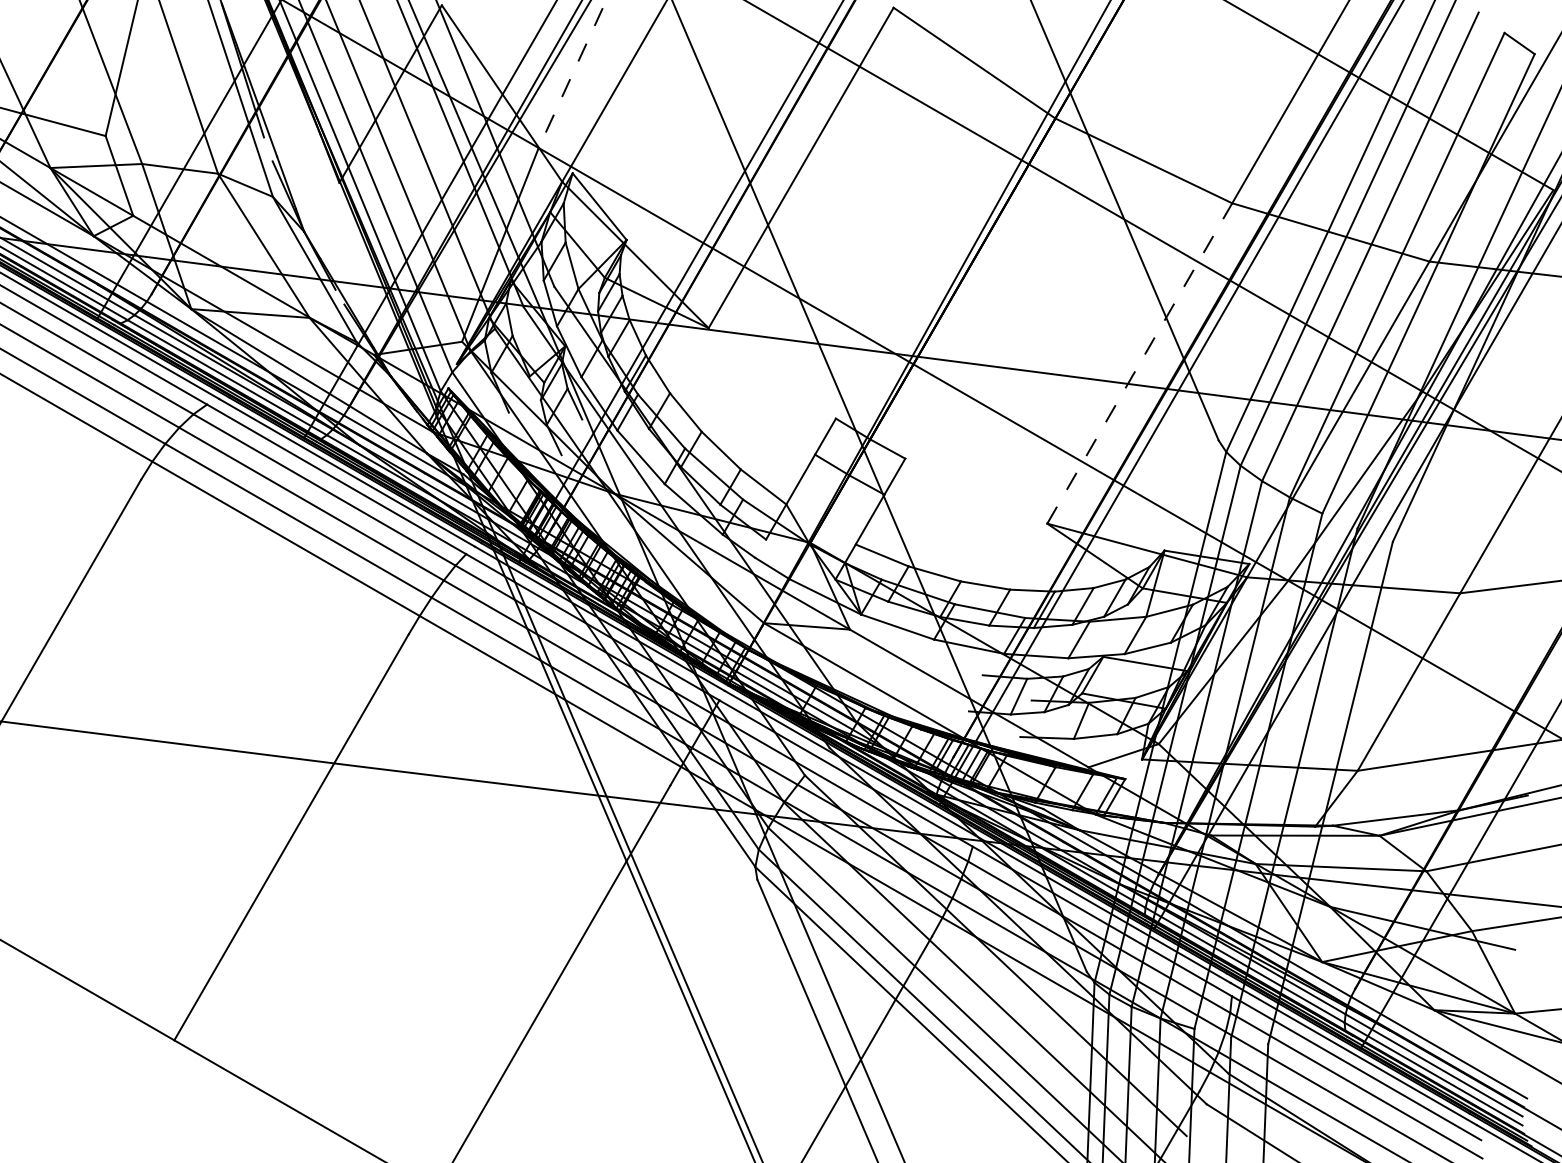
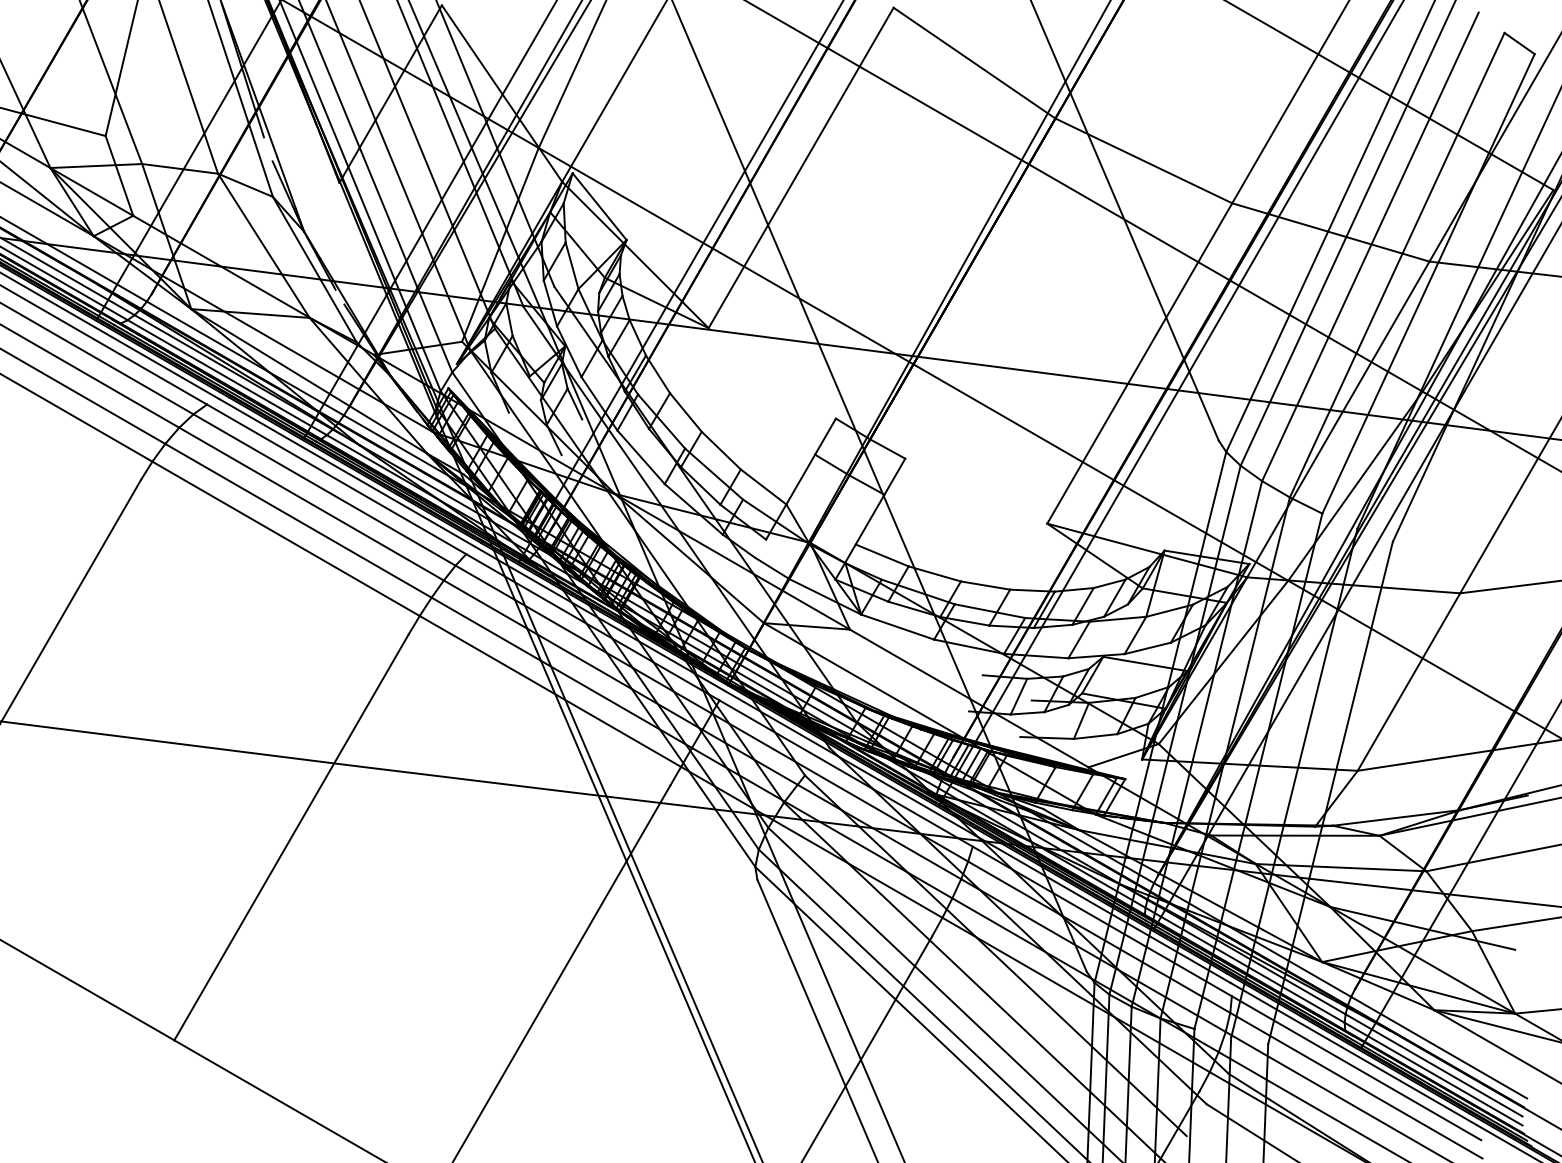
line: dashed -> solid (572, 74)
line: dashed -> solid (1139, 363)
